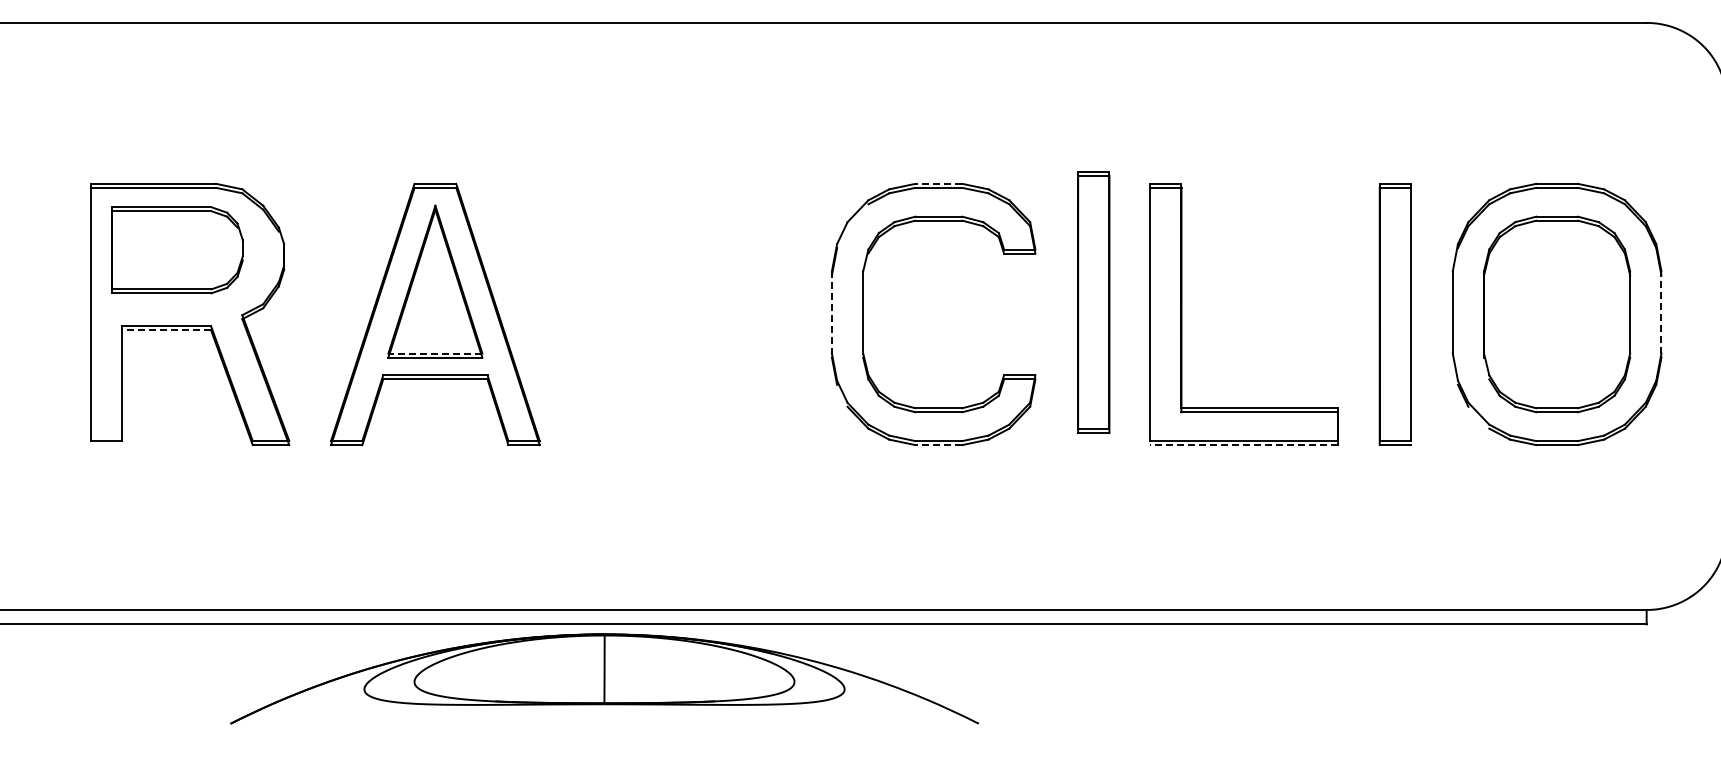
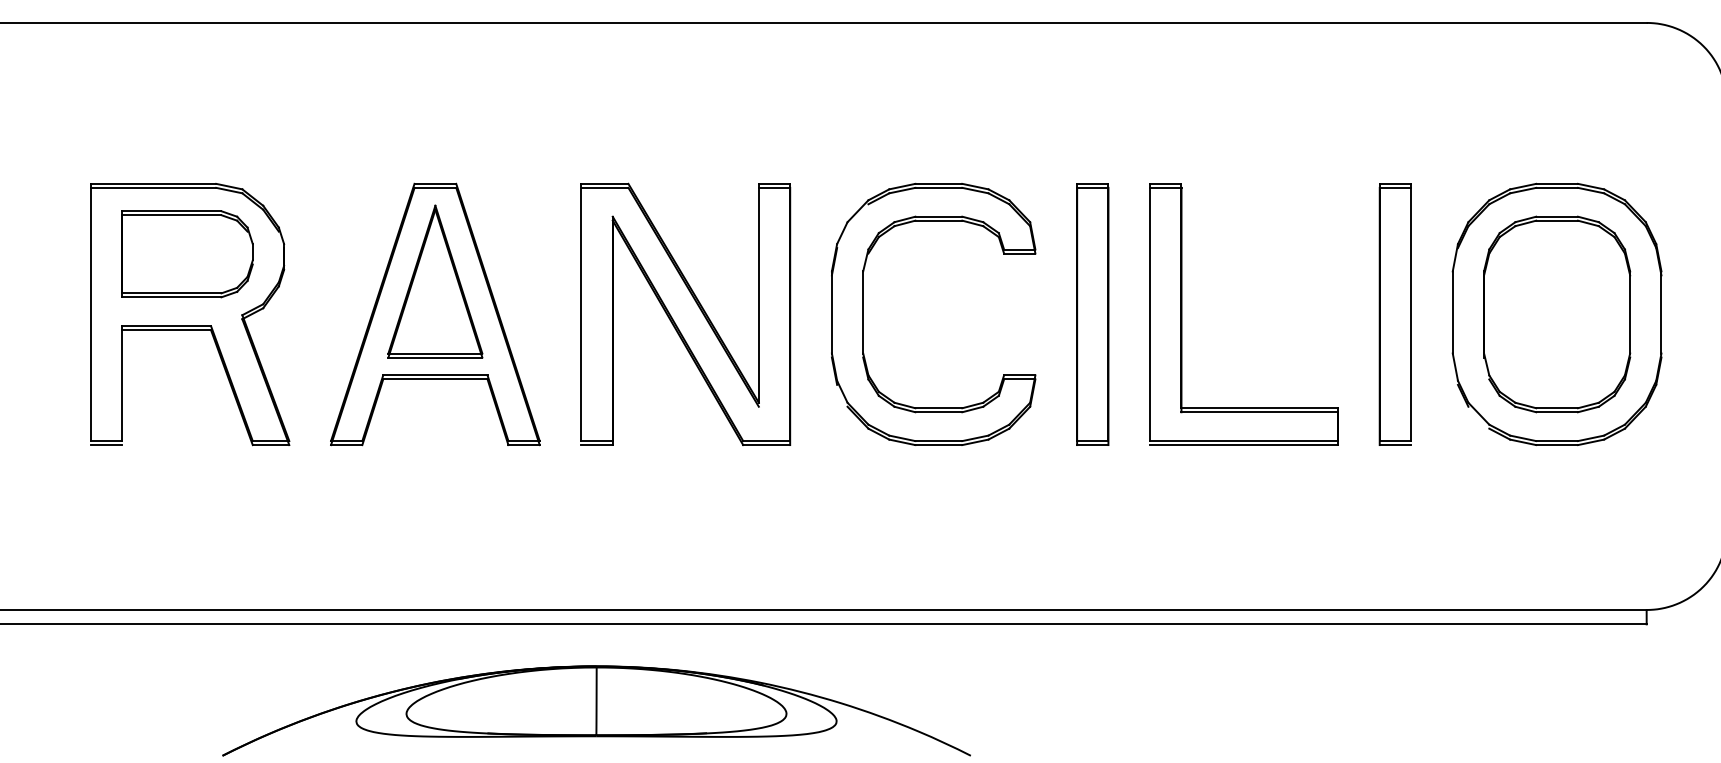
line: dashed -> solid (938, 183)
part position: (177, 250) -> (187, 254) (187, 254)
part position: (1093, 302) -> (1092, 314) (1092, 314)
line: dashed -> solid (1661, 311)
line: dashed -> solid (831, 312)
part: none -> present (685, 313)
line: dashed -> solid (166, 330)
line: dashed -> solid (435, 353)
line: none -> present (106, 445)
line: dashed -> solid (938, 445)
line: dashed -> solid (1244, 445)
part position: (604, 678) -> (596, 710) (596, 710)
